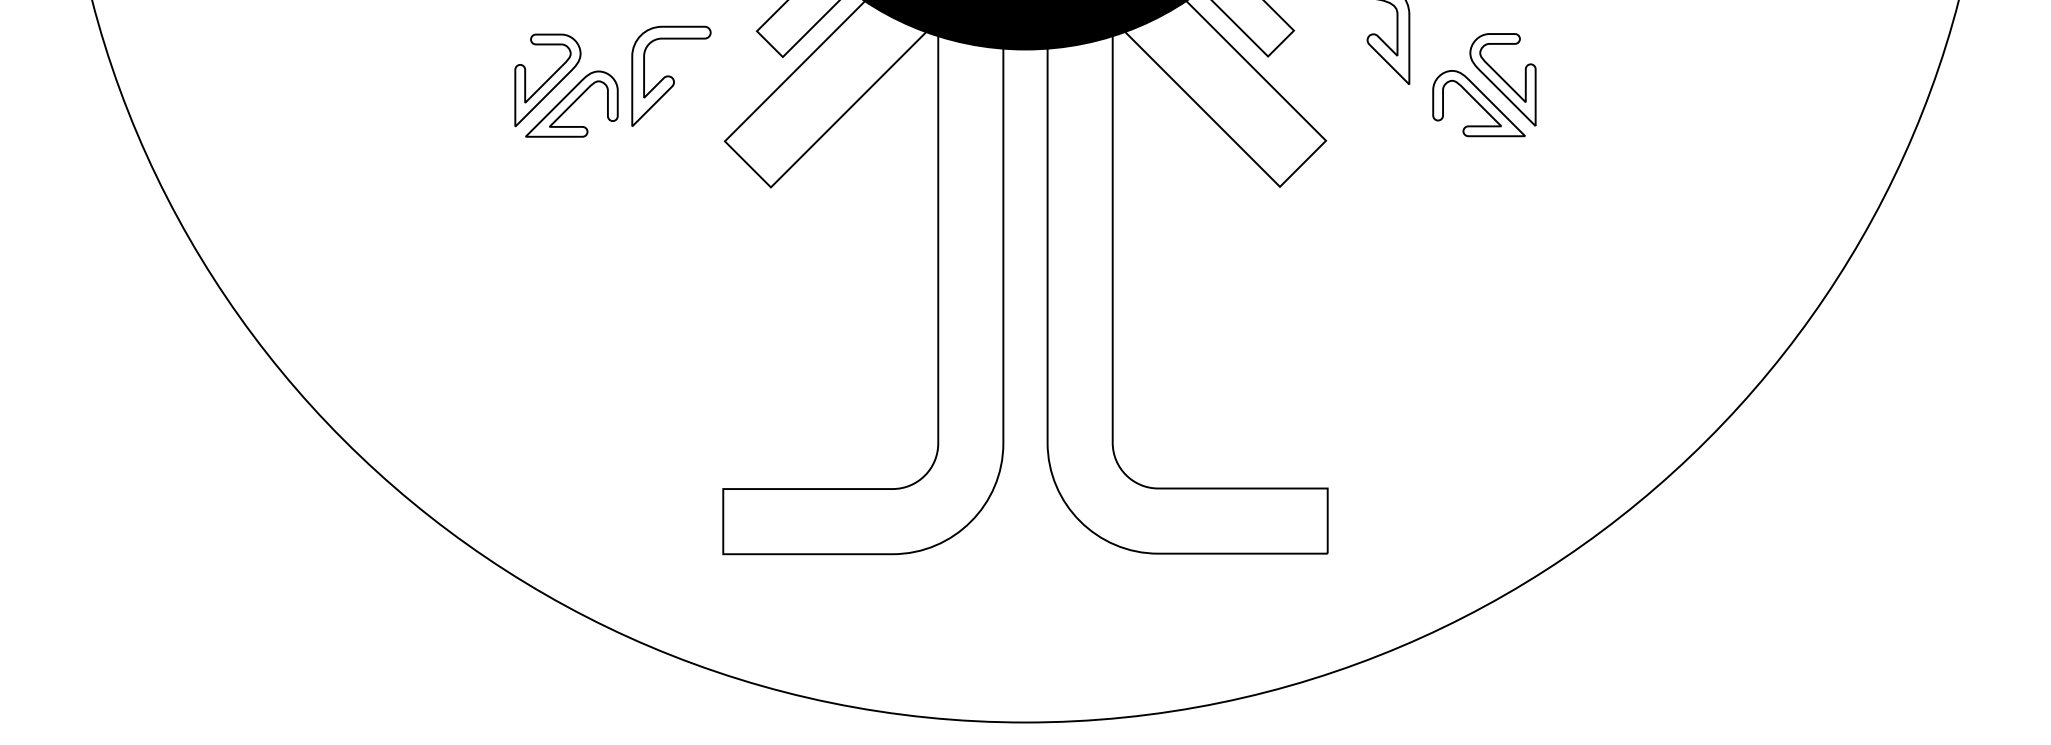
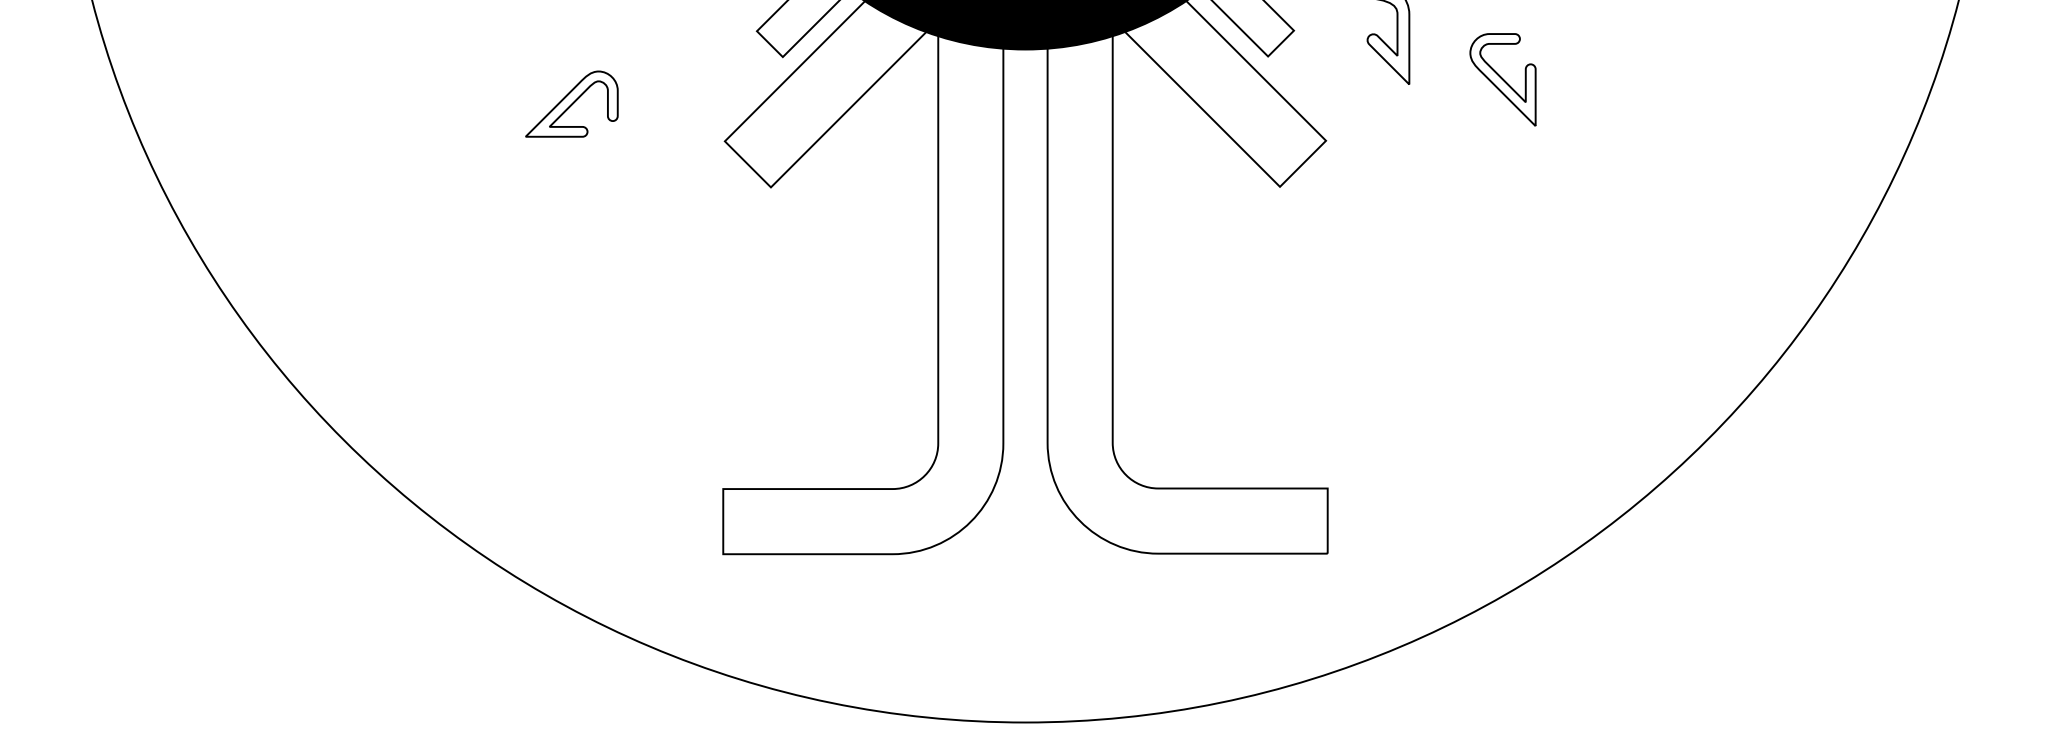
part: present -> none (671, 75)
part: present -> none (547, 80)
part: present -> none (1478, 103)
